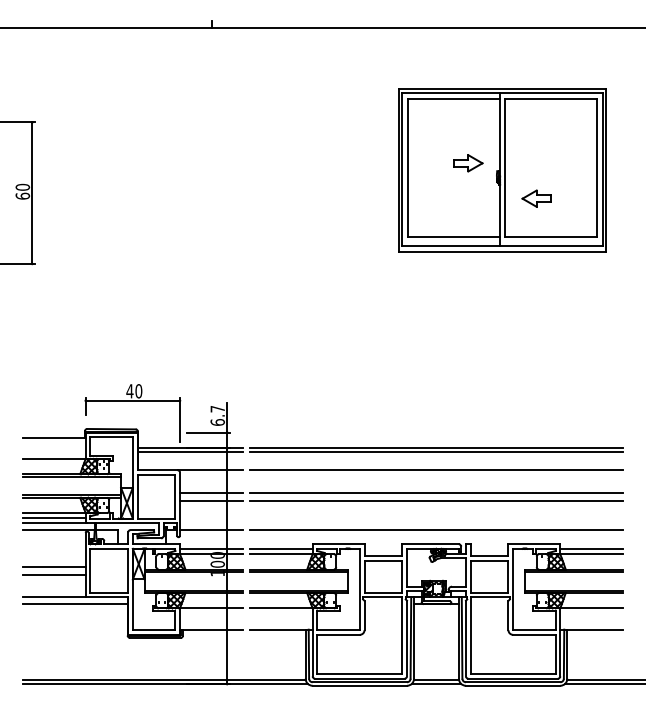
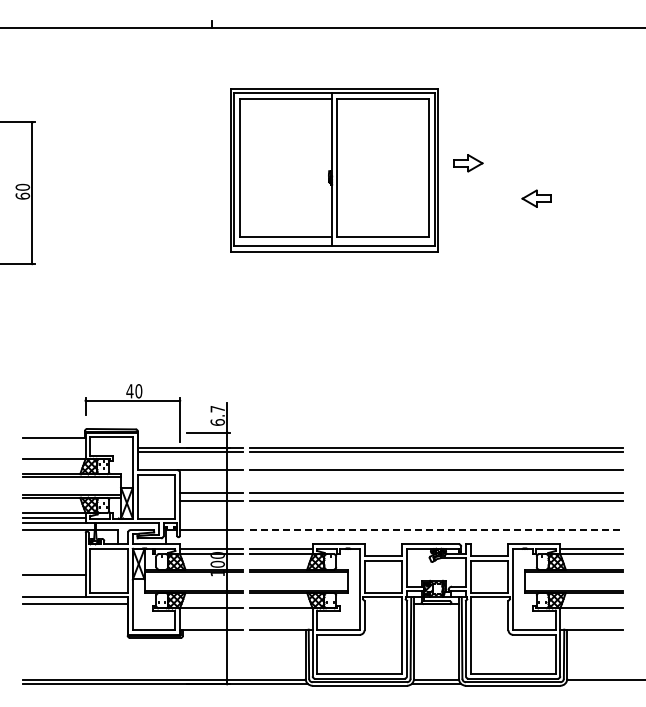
part position: (502, 170) -> (334, 170) (334, 170)
line: solid -> dashed (436, 530)
line: present -> none (53, 566)
line: present -> none (603, 684)
